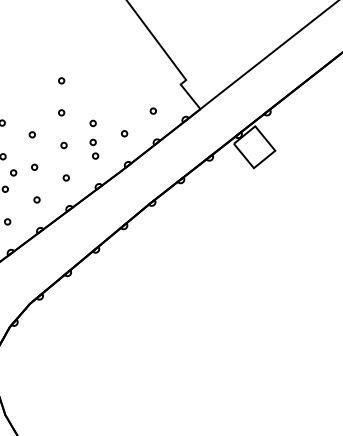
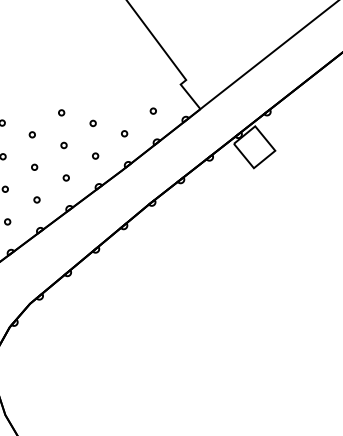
circle: present -> none (61, 80)
circle: present -> none (92, 142)
circle: present -> none (13, 172)
